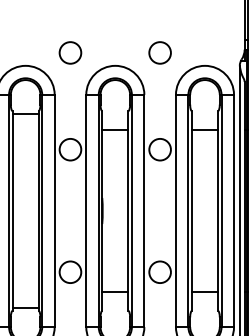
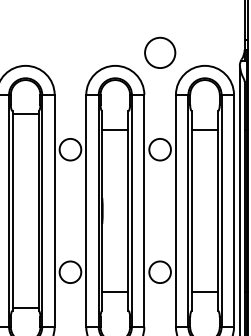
circle: present -> none (70, 52)
circle size: 24x24 px -> 33x33 px (160, 52)
